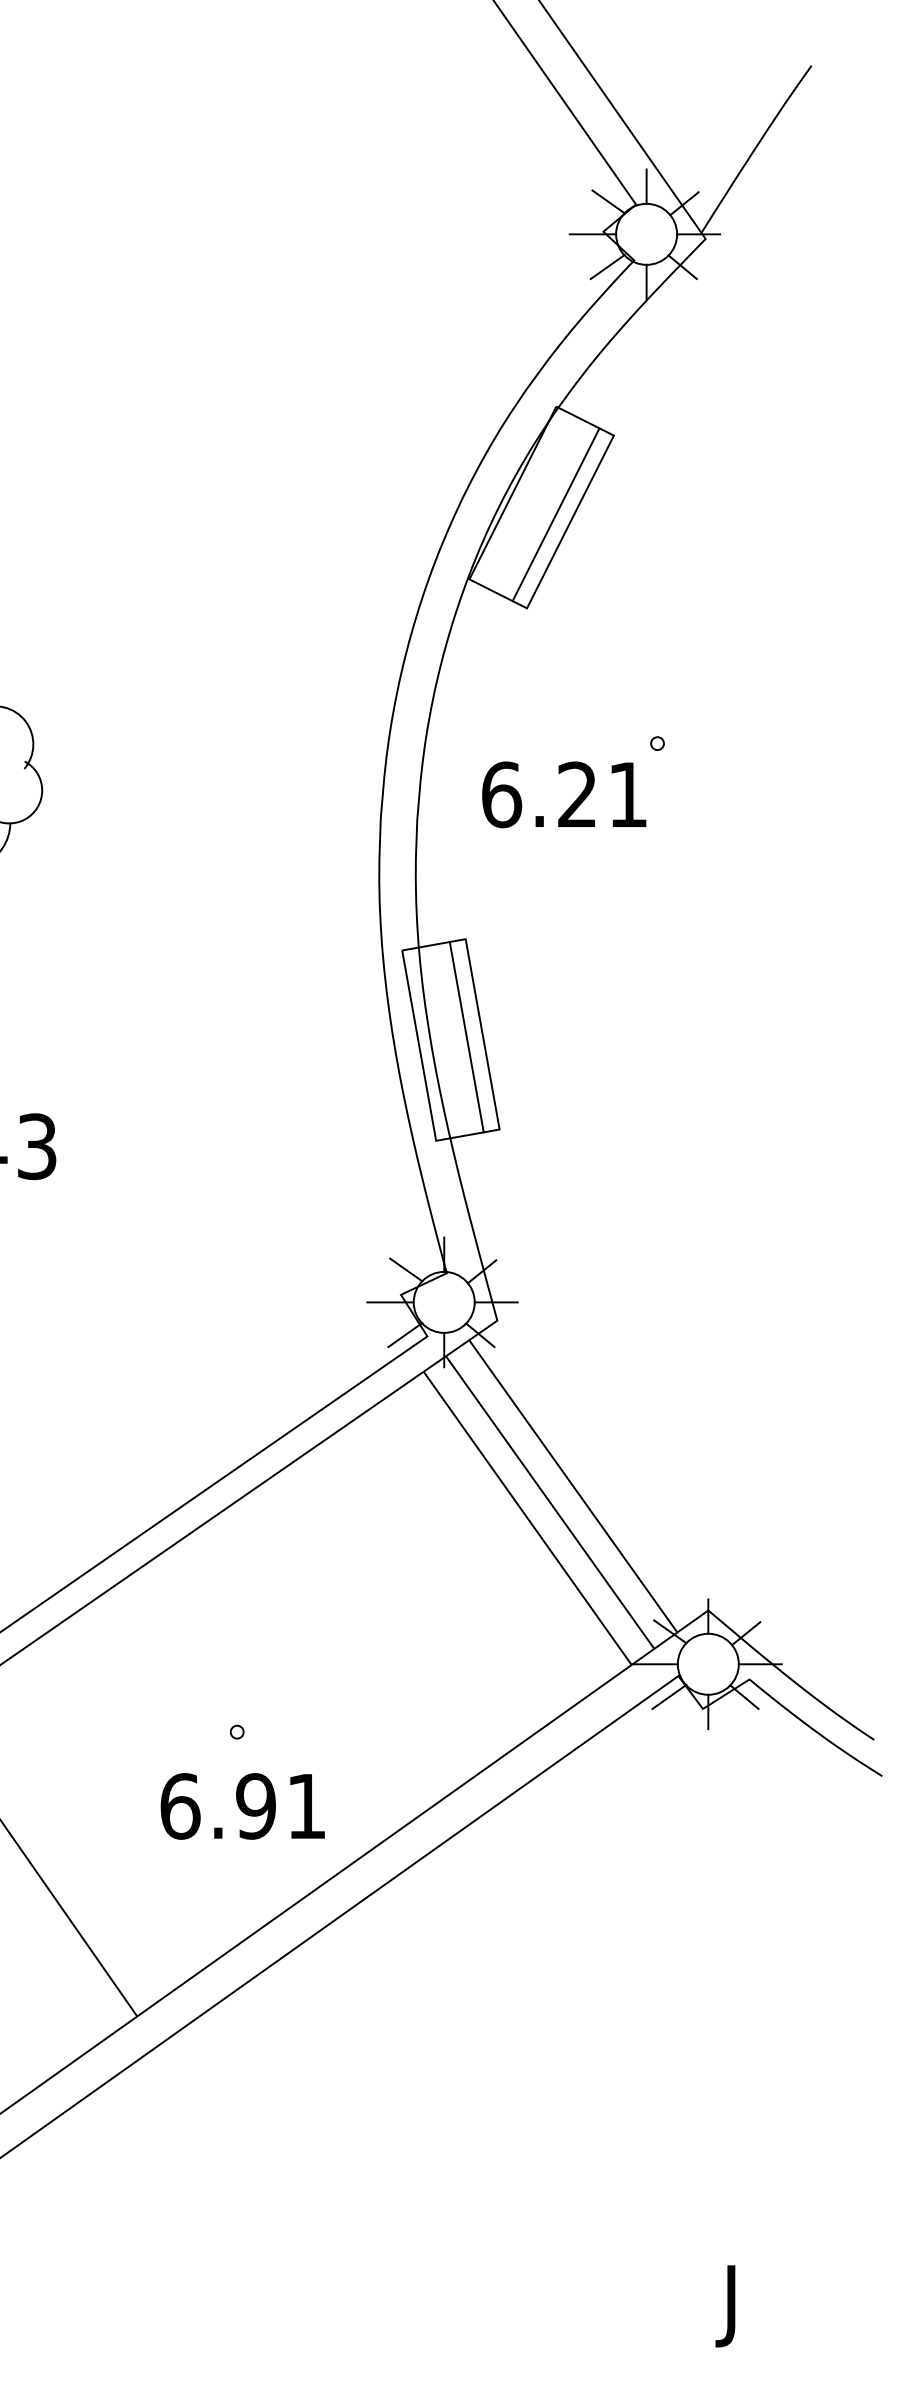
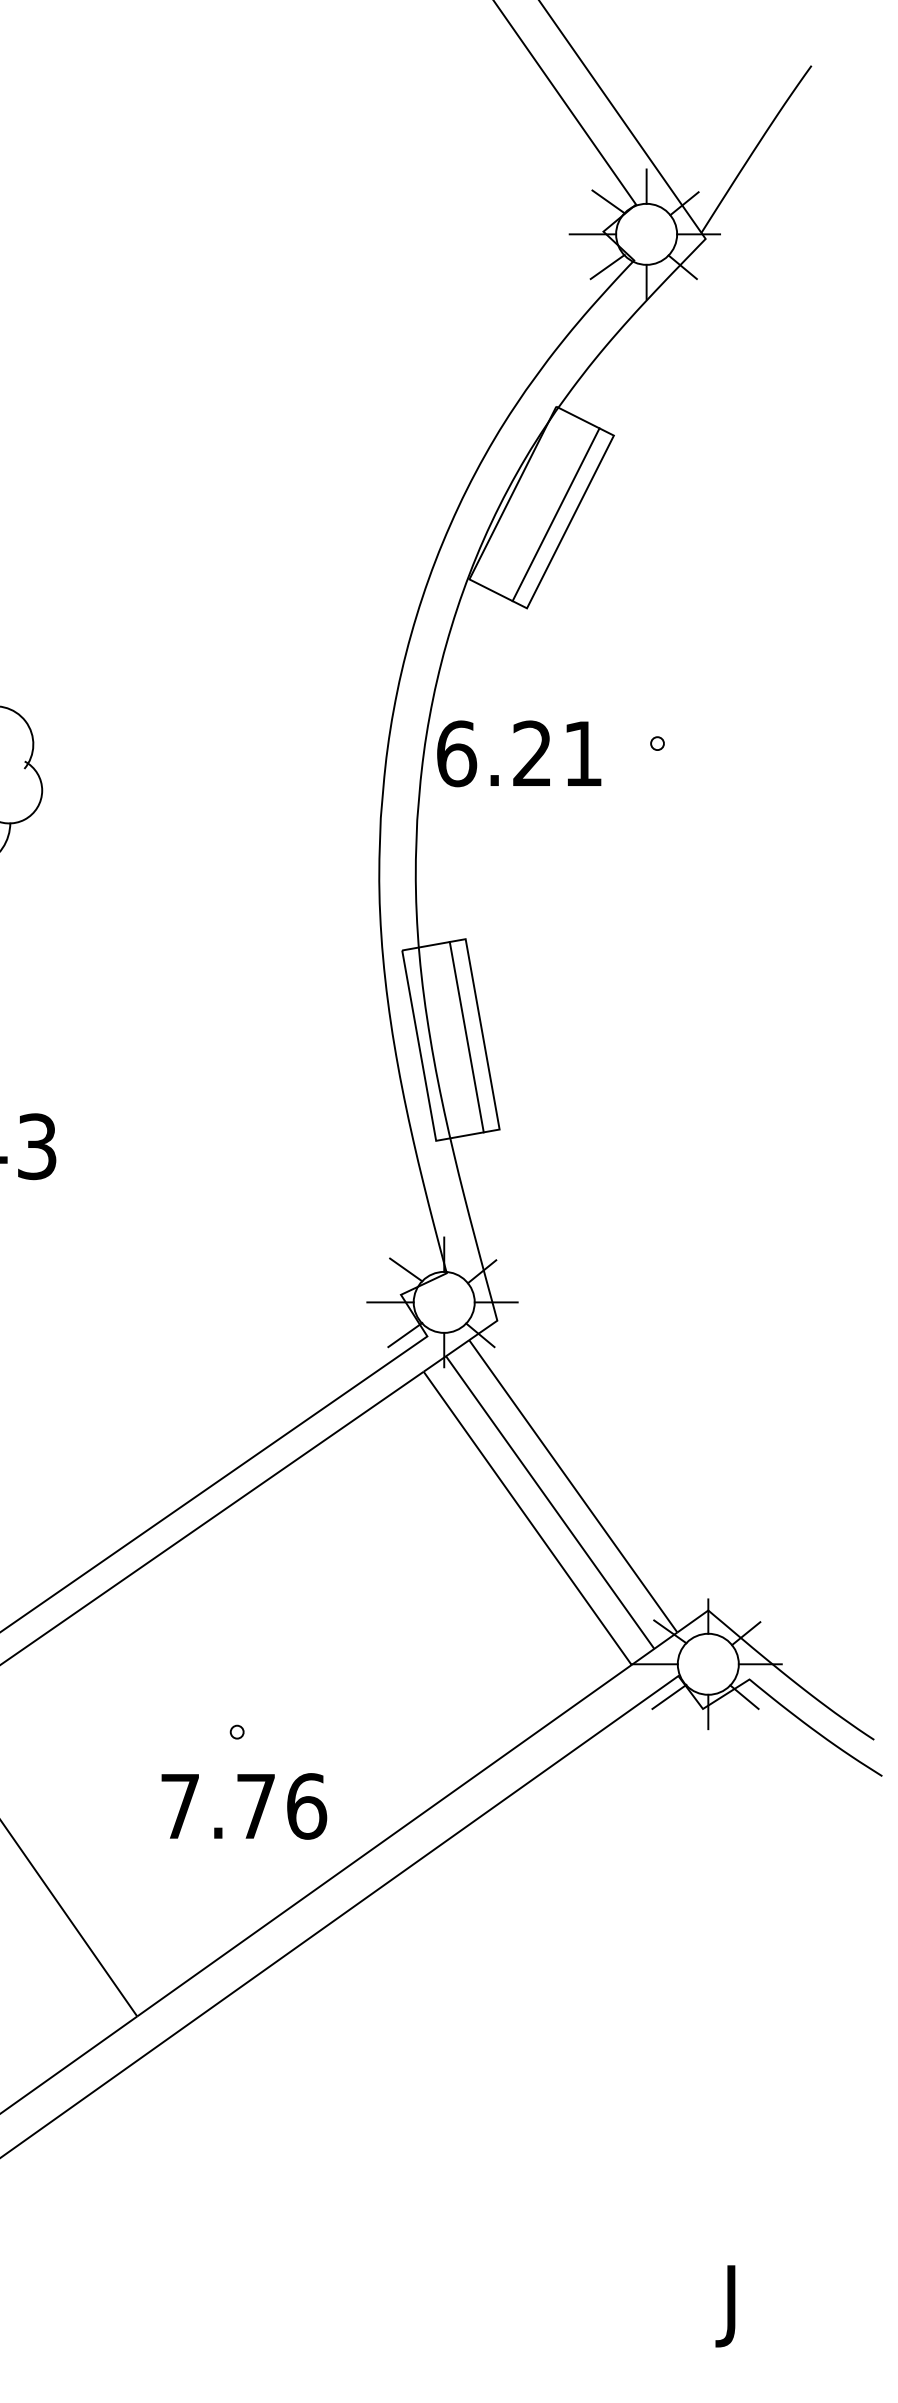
text position: (564, 794) -> (519, 753) (519, 753)
text: 6.91 -> 7.76 (243, 1806)
